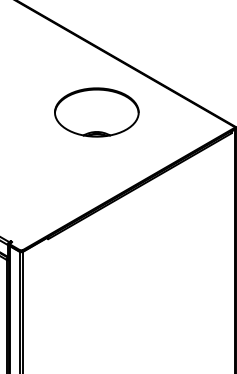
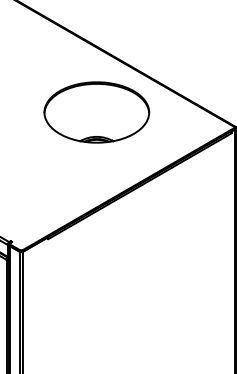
part size: 86x51 px -> 108x63 px (96, 112)
